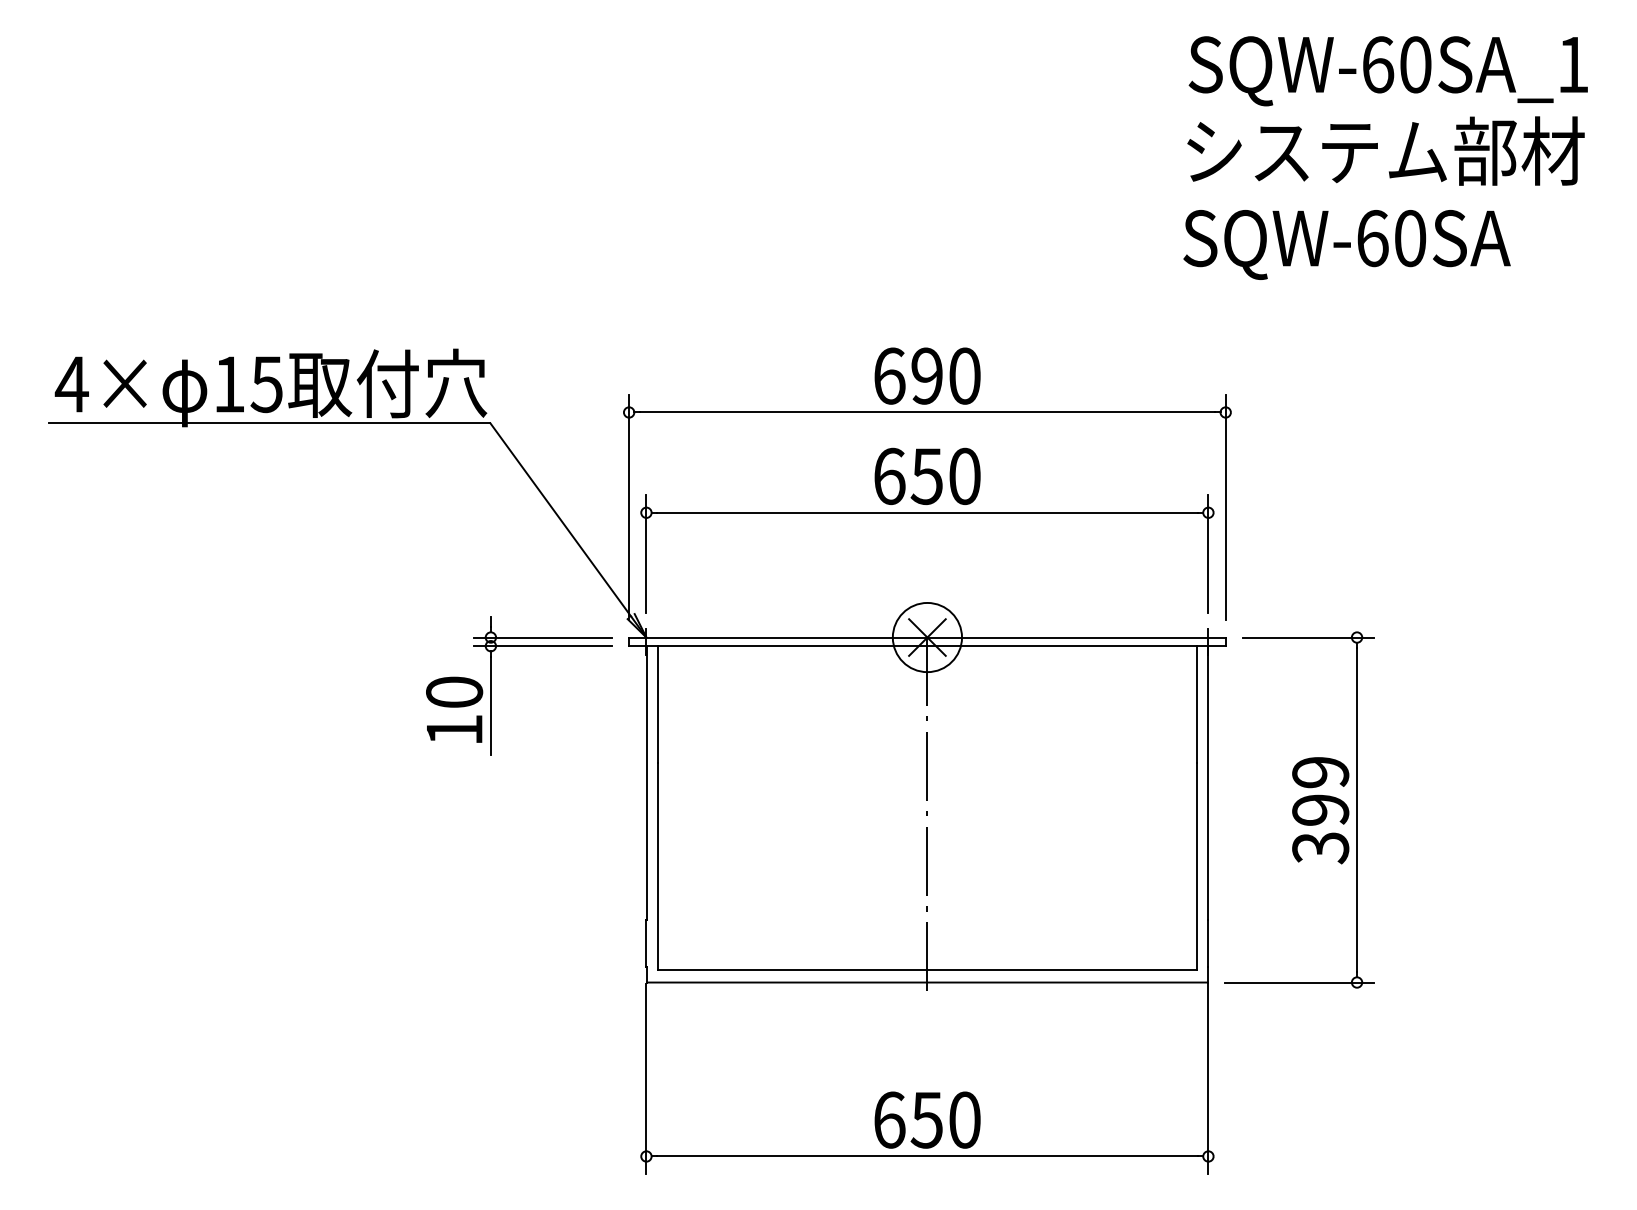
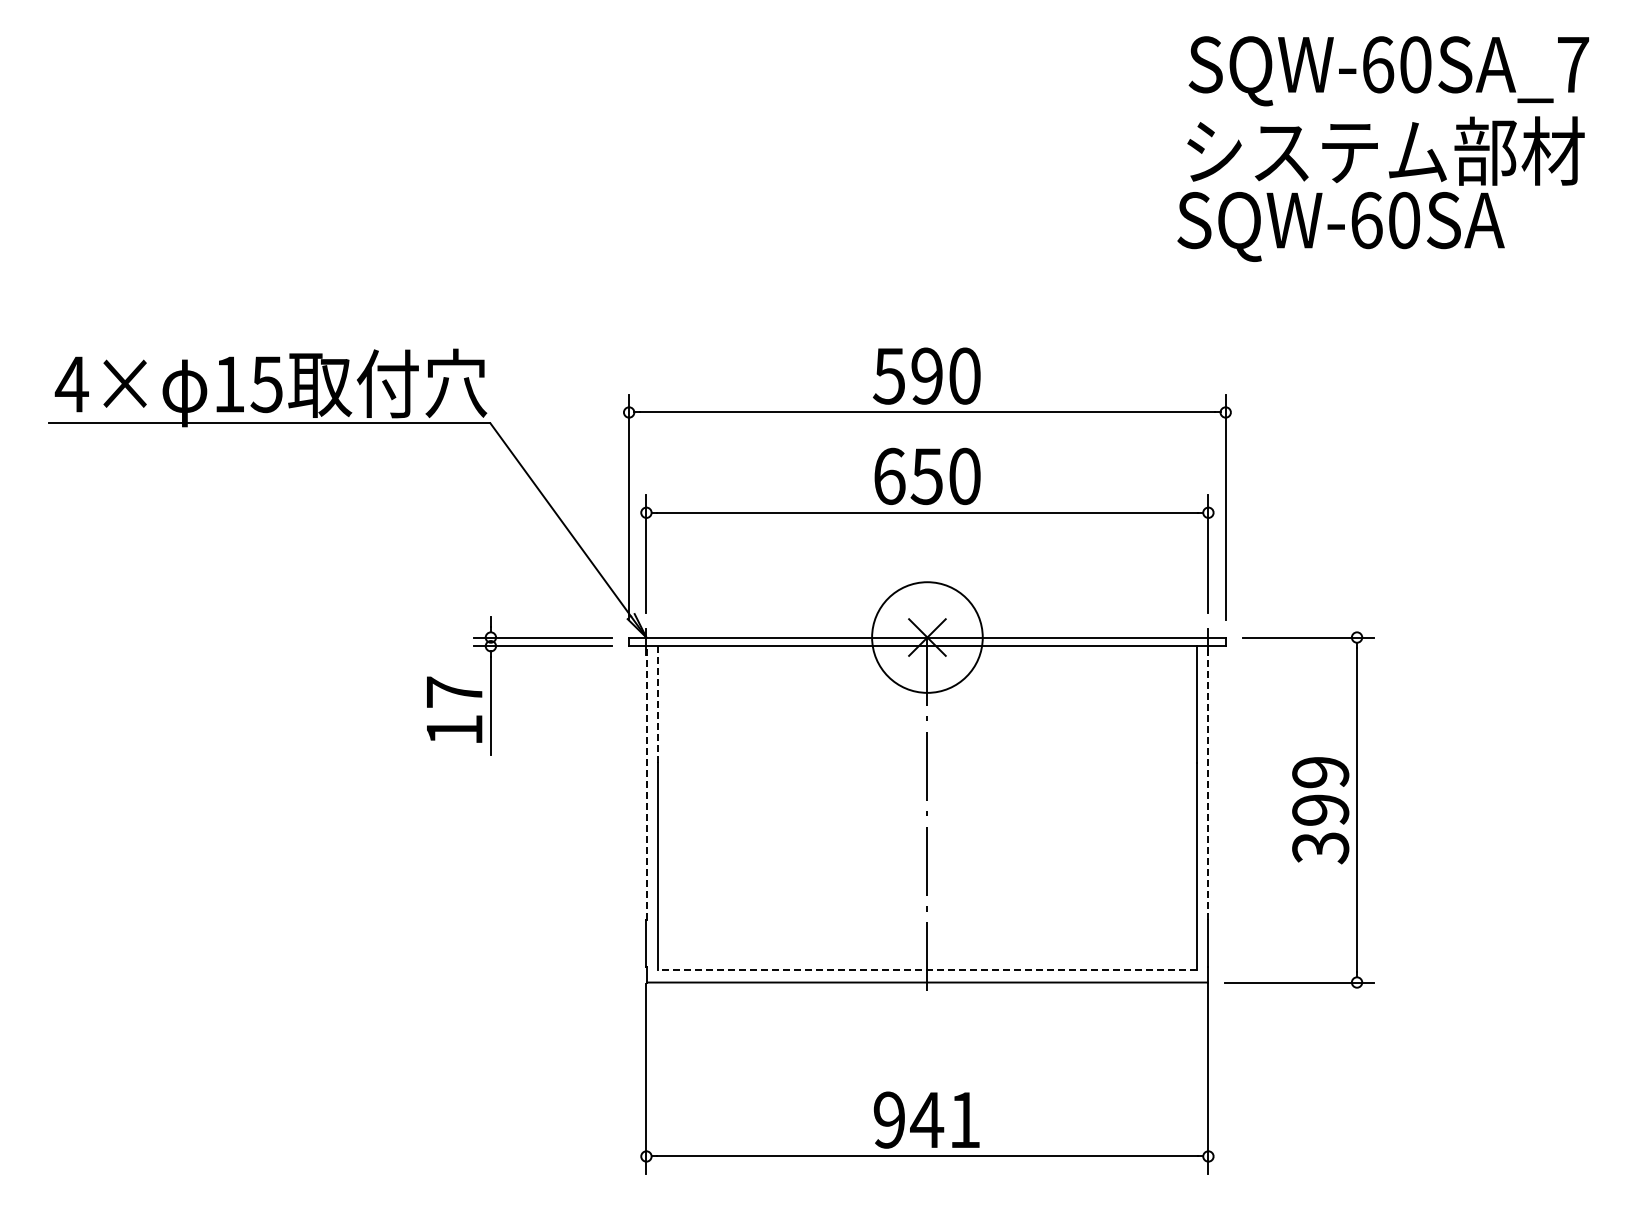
text: SQW-60SA_1 -> SQW-60SA_7 (1573, 64)
text position: (1346, 244) -> (1340, 226) (1340, 226)
text: 690 -> 590 (888, 375)
circle diameter: 69 px -> 111 px (927, 637)
text: 10 -> 17 (454, 691)
line: solid -> dashed (658, 704)
line: solid -> dashed (647, 783)
line: solid -> dashed (1207, 783)
line: solid -> dashed (926, 970)
text: 650 -> 941 (926, 1119)
